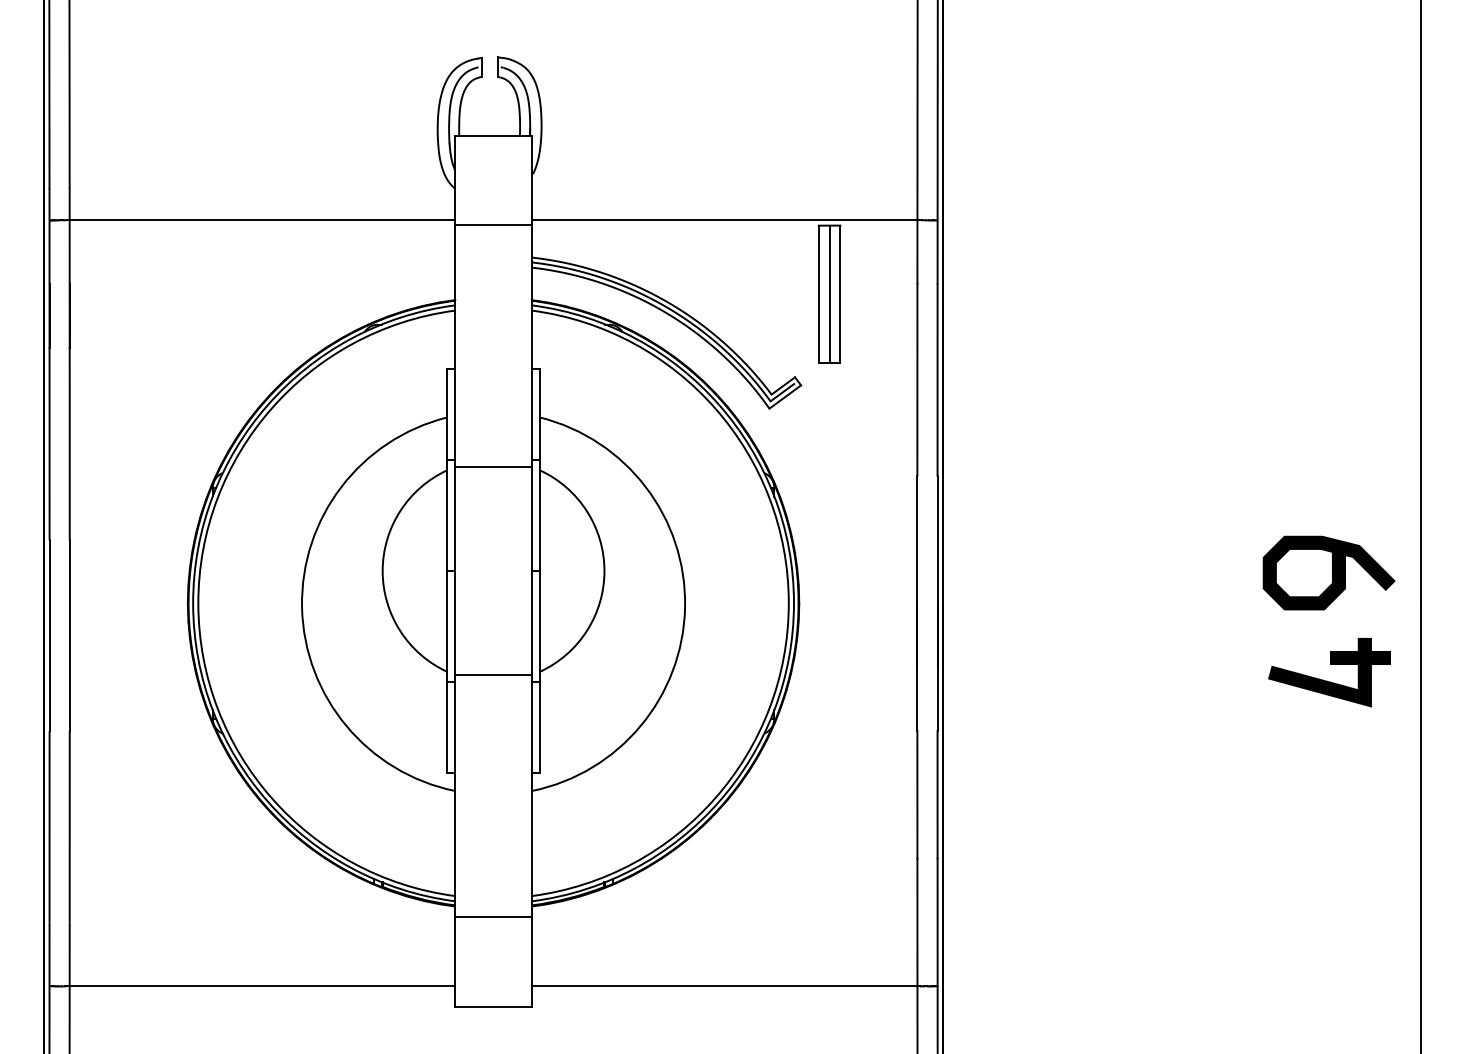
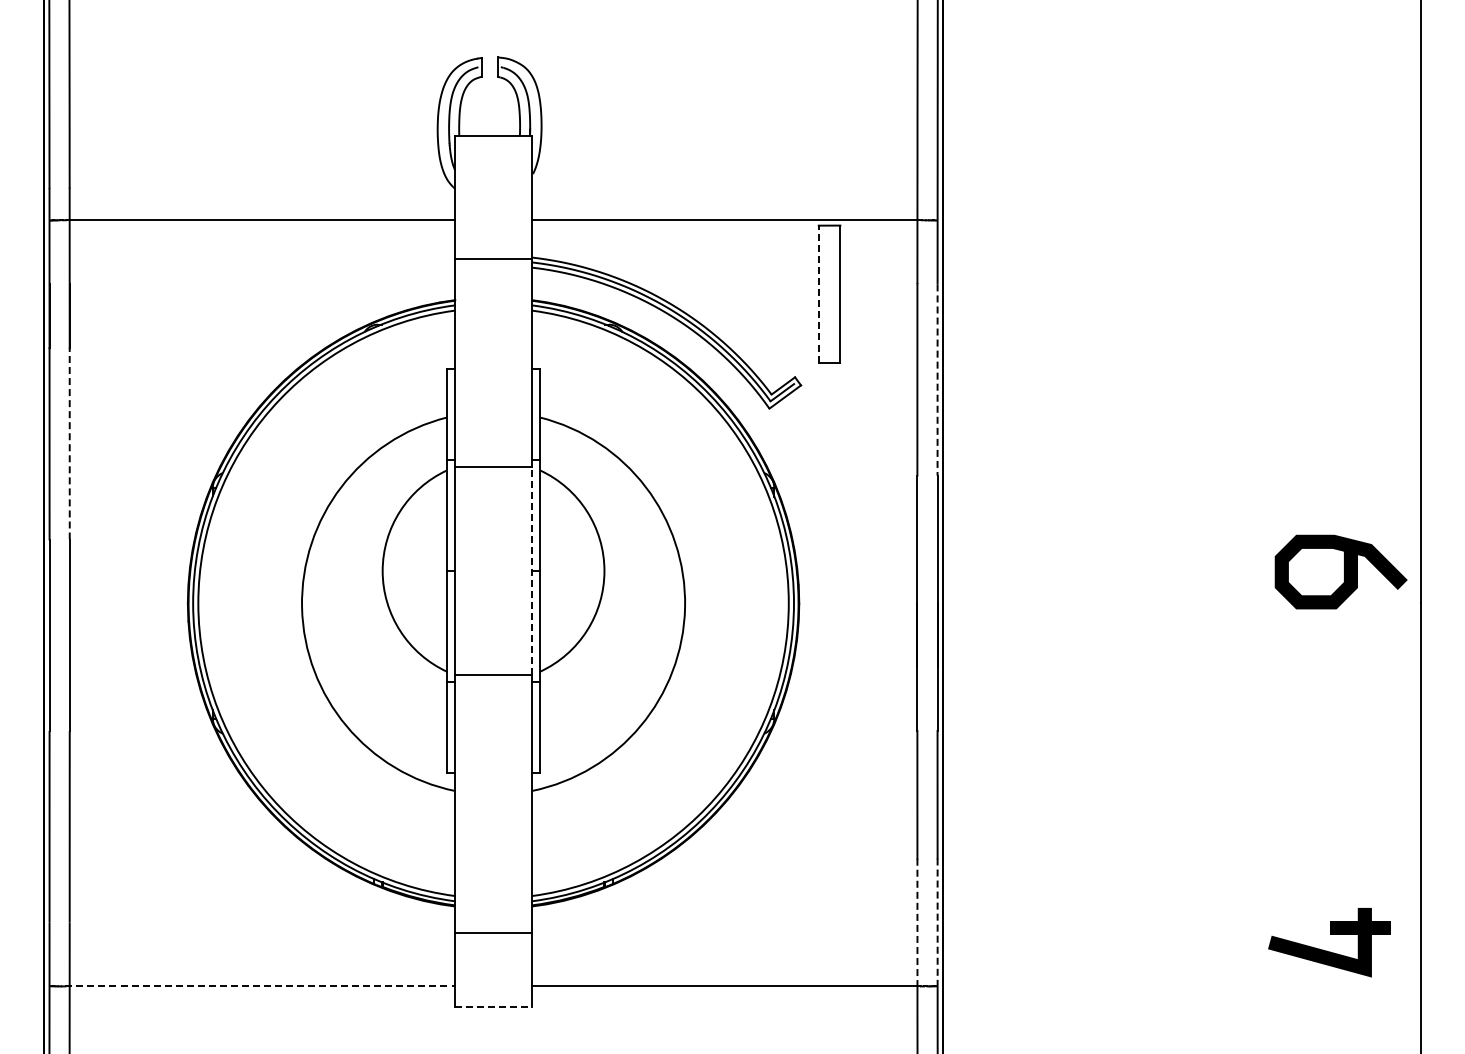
line position: (493, 225) -> (493, 259) (493, 259)
line: solid -> dashed (818, 293)
line: present -> none (830, 293)
line: solid -> dashed (937, 380)
line: solid -> dashed (69, 443)
line: solid -> dashed (531, 570)
curve position: (1332, 572) -> (1344, 571) (1344, 571)
part position: (1330, 664) -> (1330, 934) (1330, 934)
line position: (493, 916) -> (493, 932) (493, 932)
line: solid -> dashed (917, 922)
line: solid -> dashed (937, 922)
line: solid -> dashed (260, 986)
line: solid -> dashed (494, 1006)
